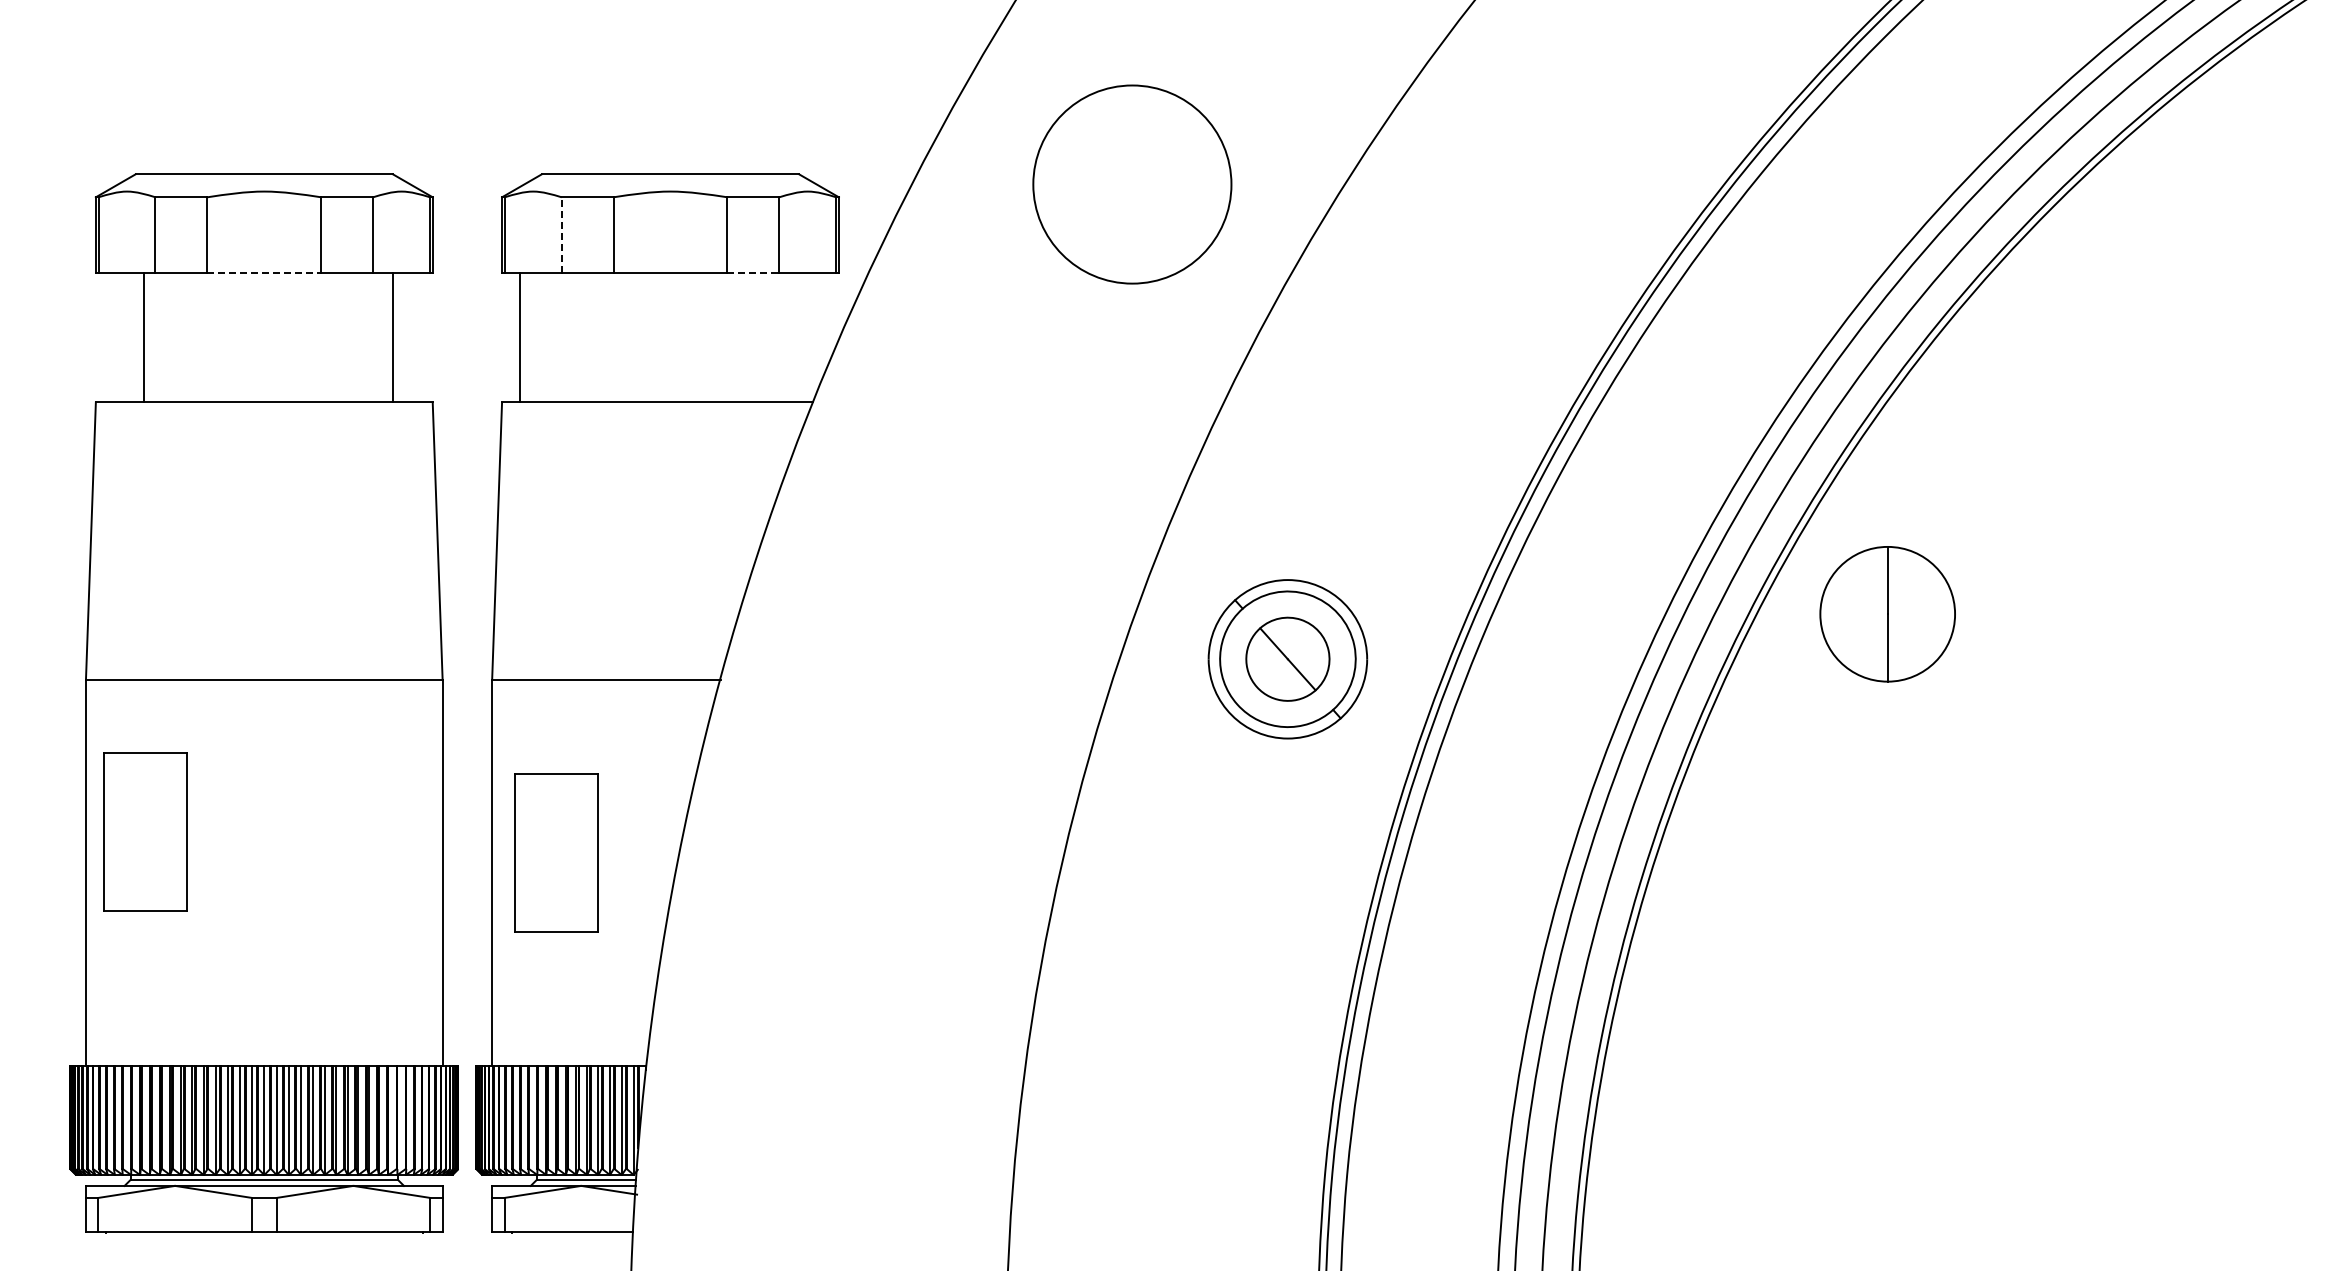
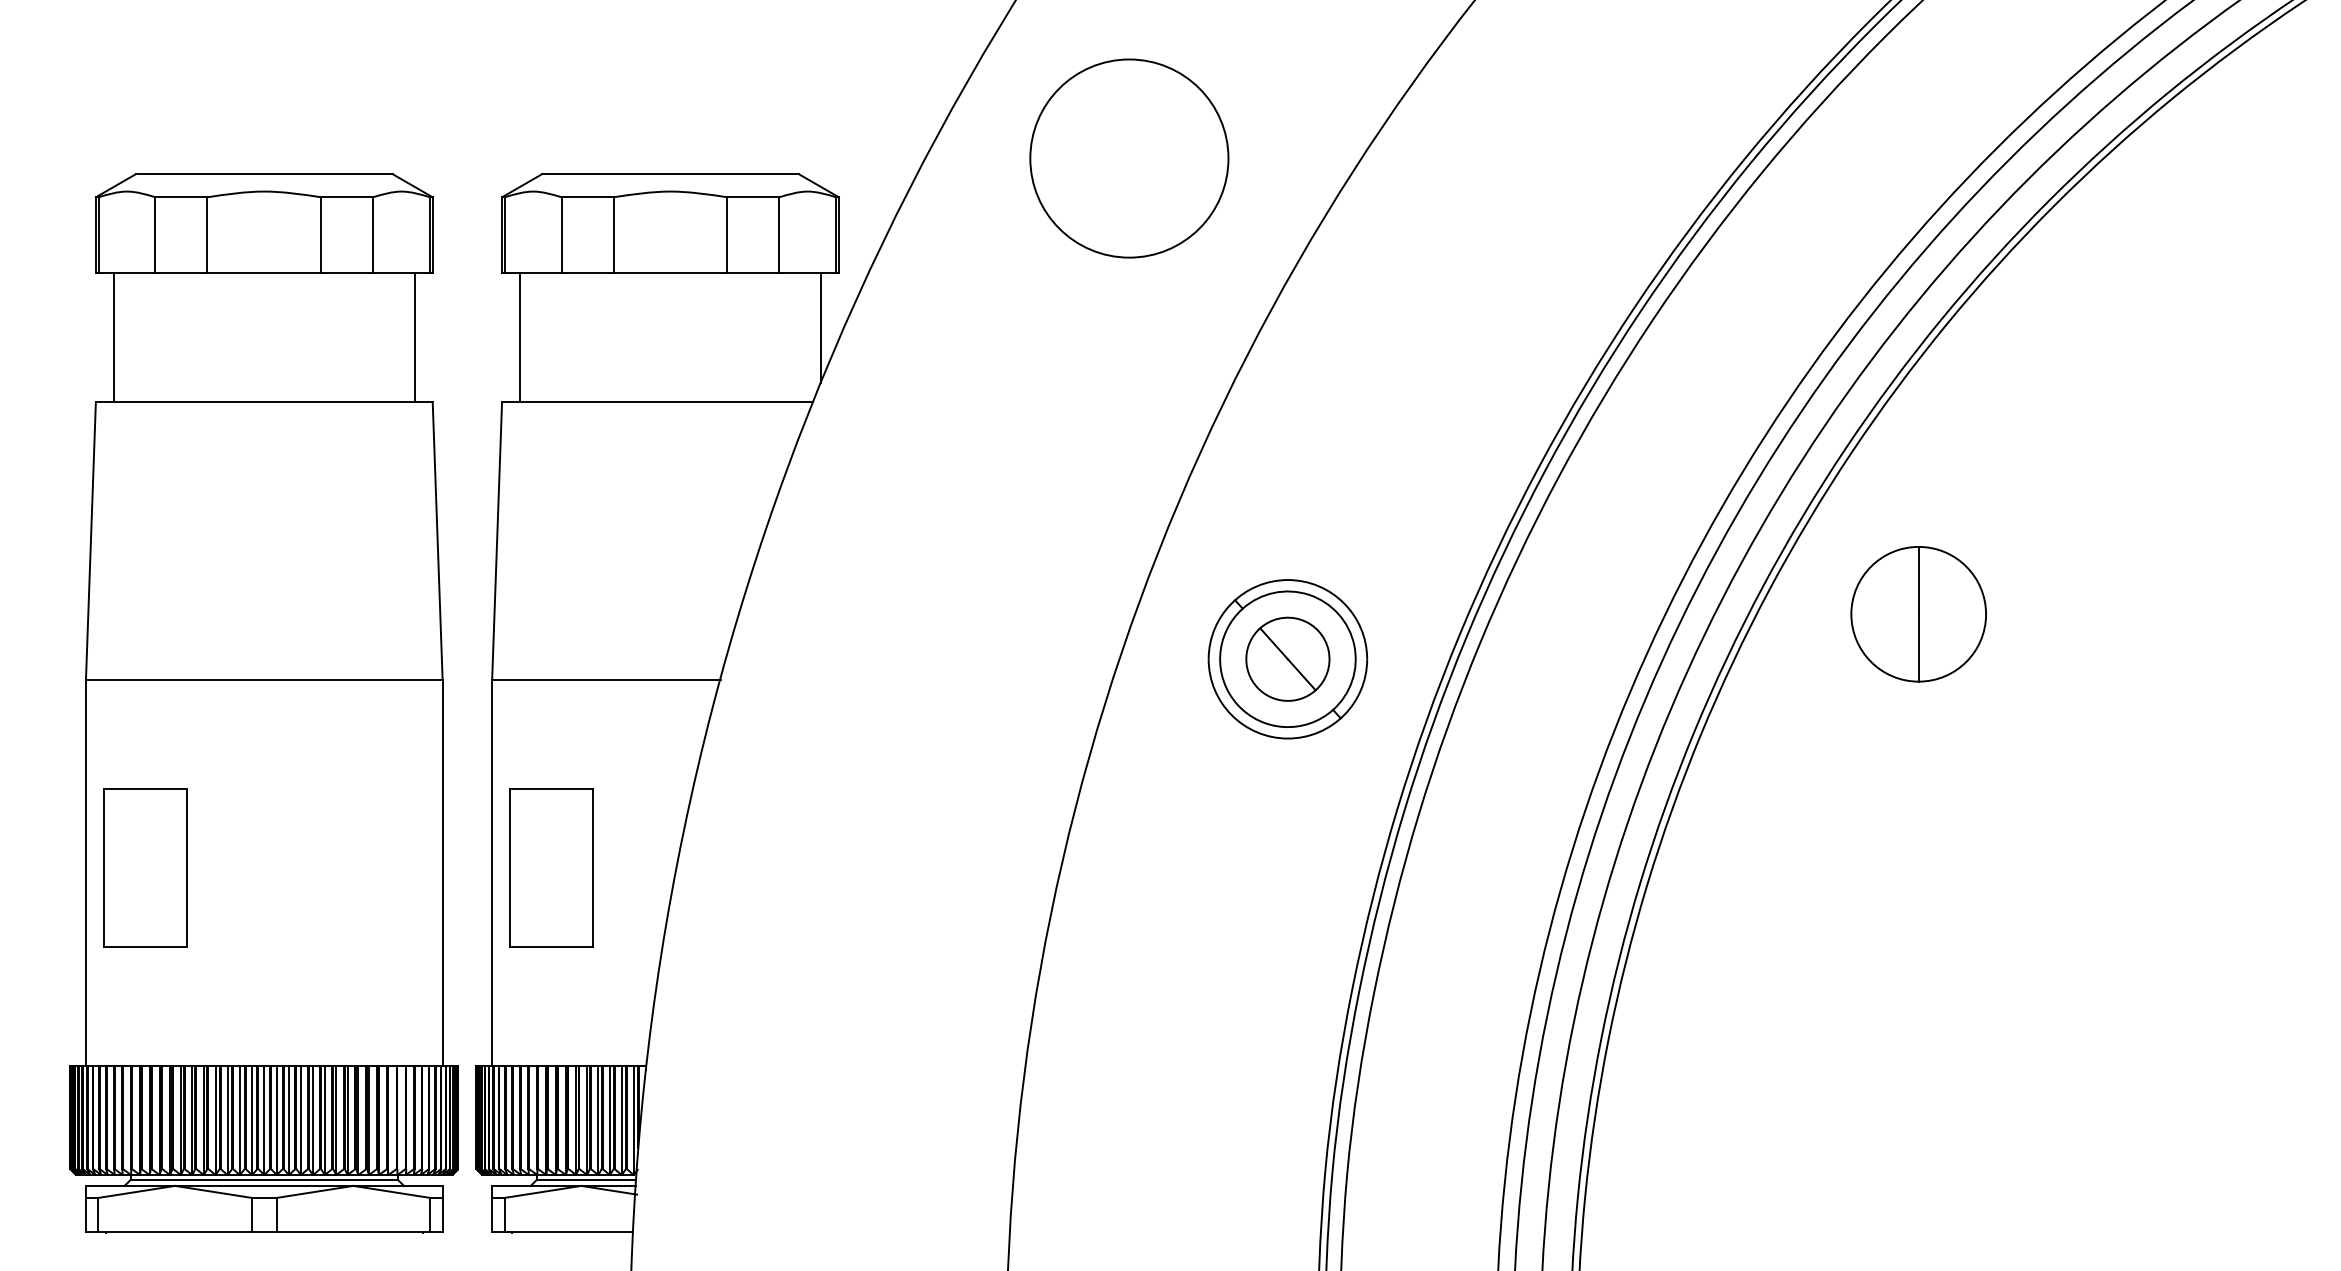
circle position: (1132, 184) -> (1129, 158) (1129, 158)
line: dashed -> solid (561, 234)
line: dashed -> solid (264, 273)
line: dashed -> solid (753, 273)
line: none -> present (821, 328)
line position: (143, 337) -> (113, 337) (113, 337)
line position: (392, 337) -> (414, 337) (414, 337)
part position: (1887, 614) -> (1918, 614) (1918, 614)
part position: (145, 831) -> (145, 867) (145, 867)
part position: (556, 852) -> (551, 867) (551, 867)
